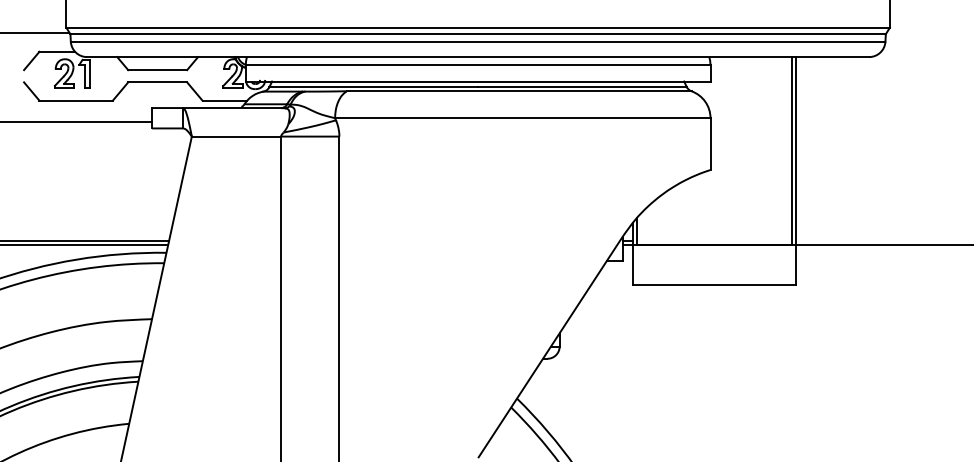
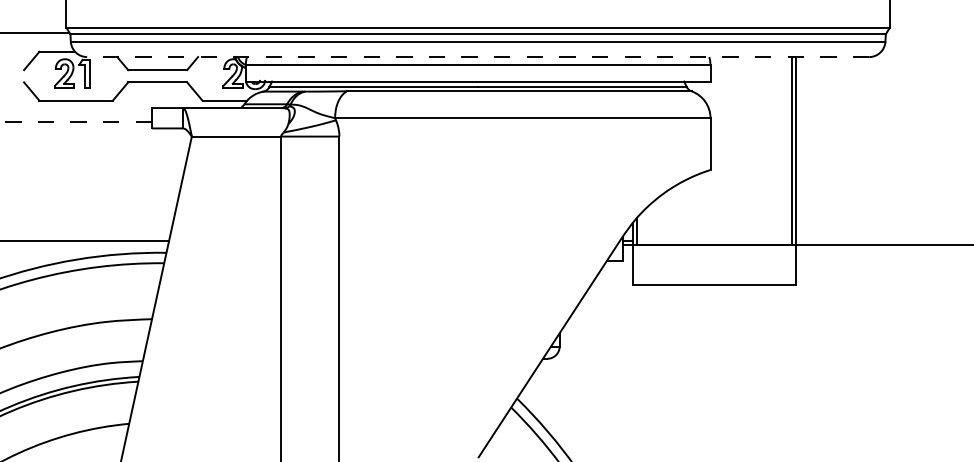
line: solid -> dashed (477, 57)
line: solid -> dashed (76, 122)
line: present -> none (85, 244)
